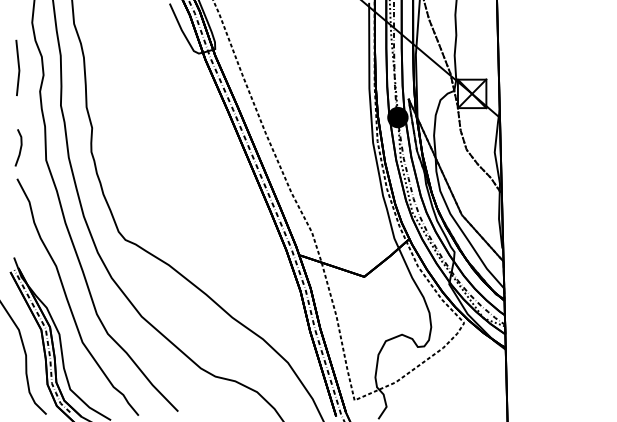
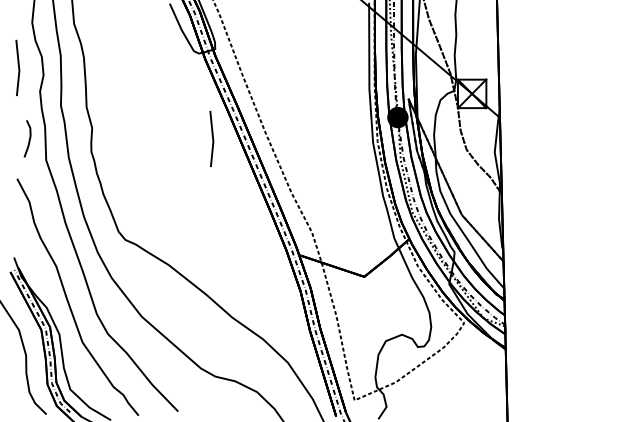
line: none -> present (212, 138)
line position: (20, 147) -> (29, 138) (29, 138)
